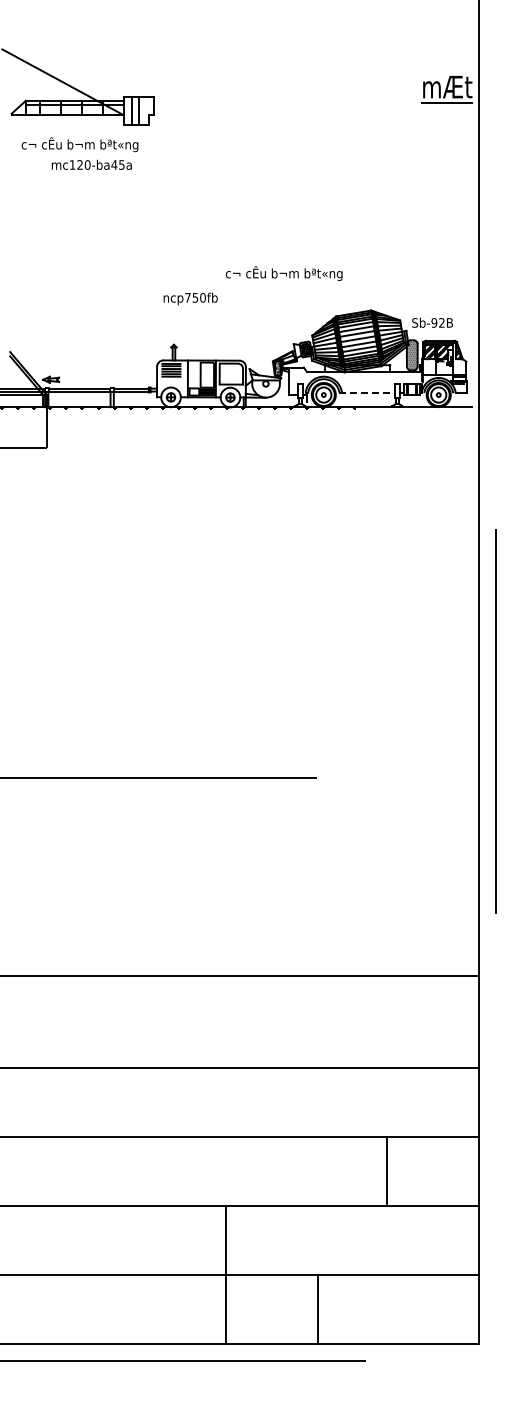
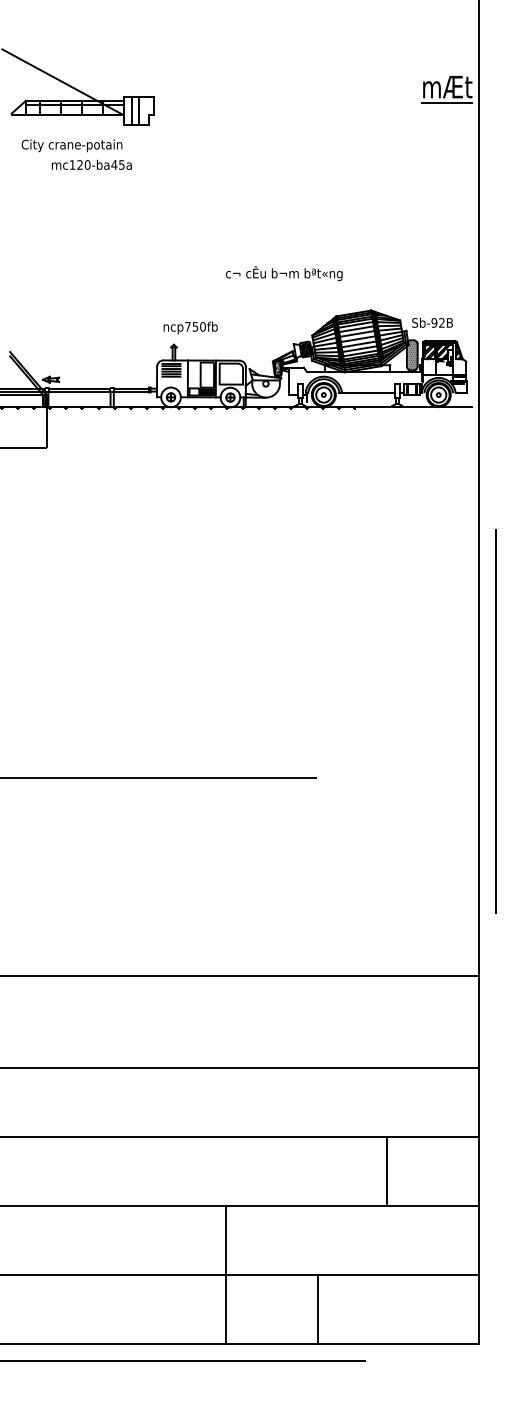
text: c¬ cÊu b¬m bªt«ng -> City crane-potain (79, 144)
text position: (190, 298) -> (190, 327) (190, 327)
line: dashed -> solid (367, 392)
